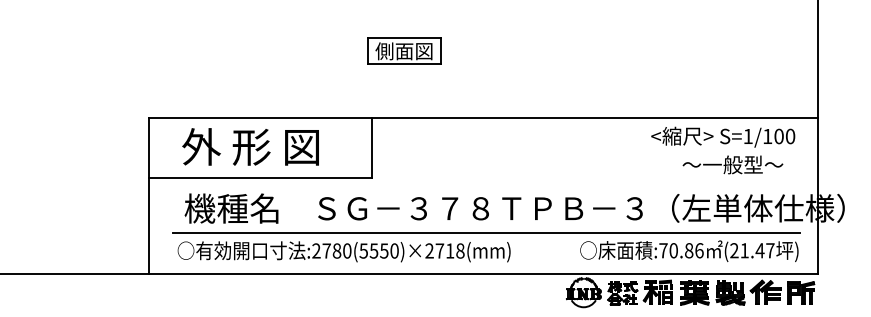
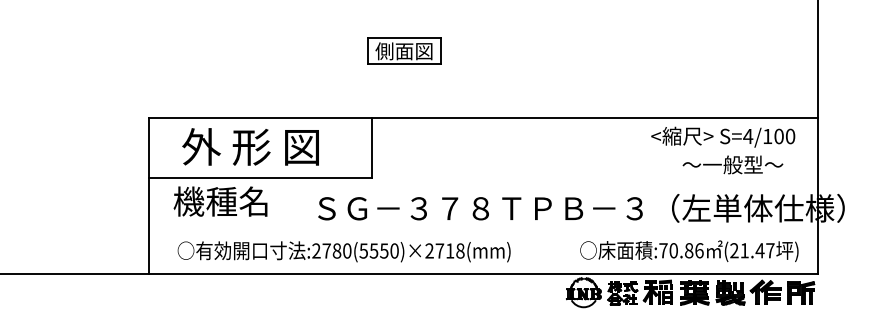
text: S=1/100 -> S=4/100 (748, 136)
text position: (231, 208) -> (220, 201) (220, 201)
line: present -> none (486, 232)
